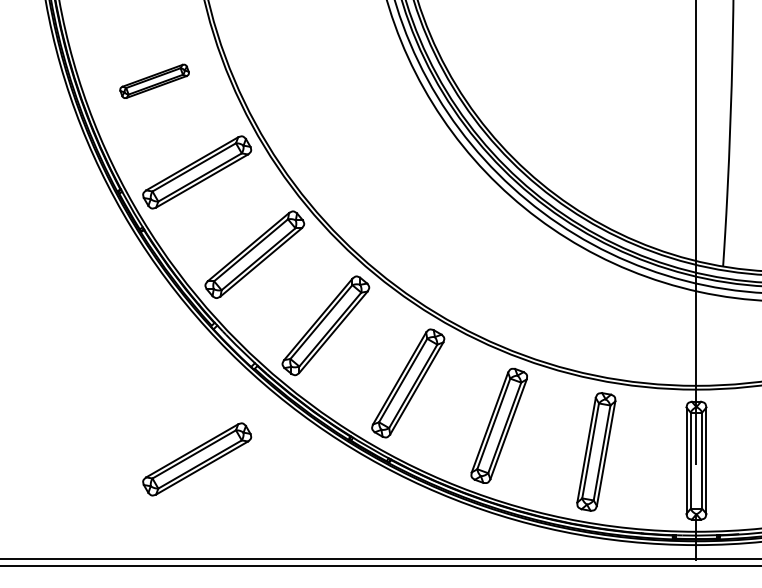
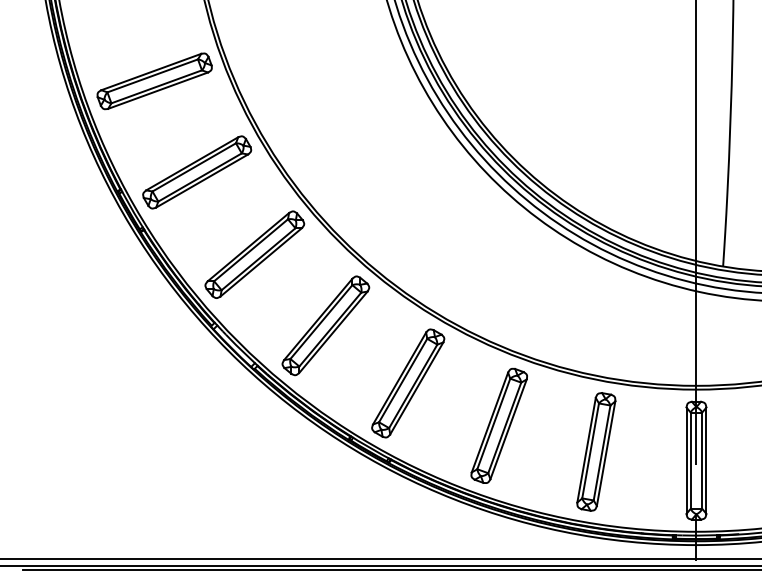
part size: 71x36 px -> 117x59 px (154, 81)
part: present -> none (197, 459)
line: none -> present (390, 570)
